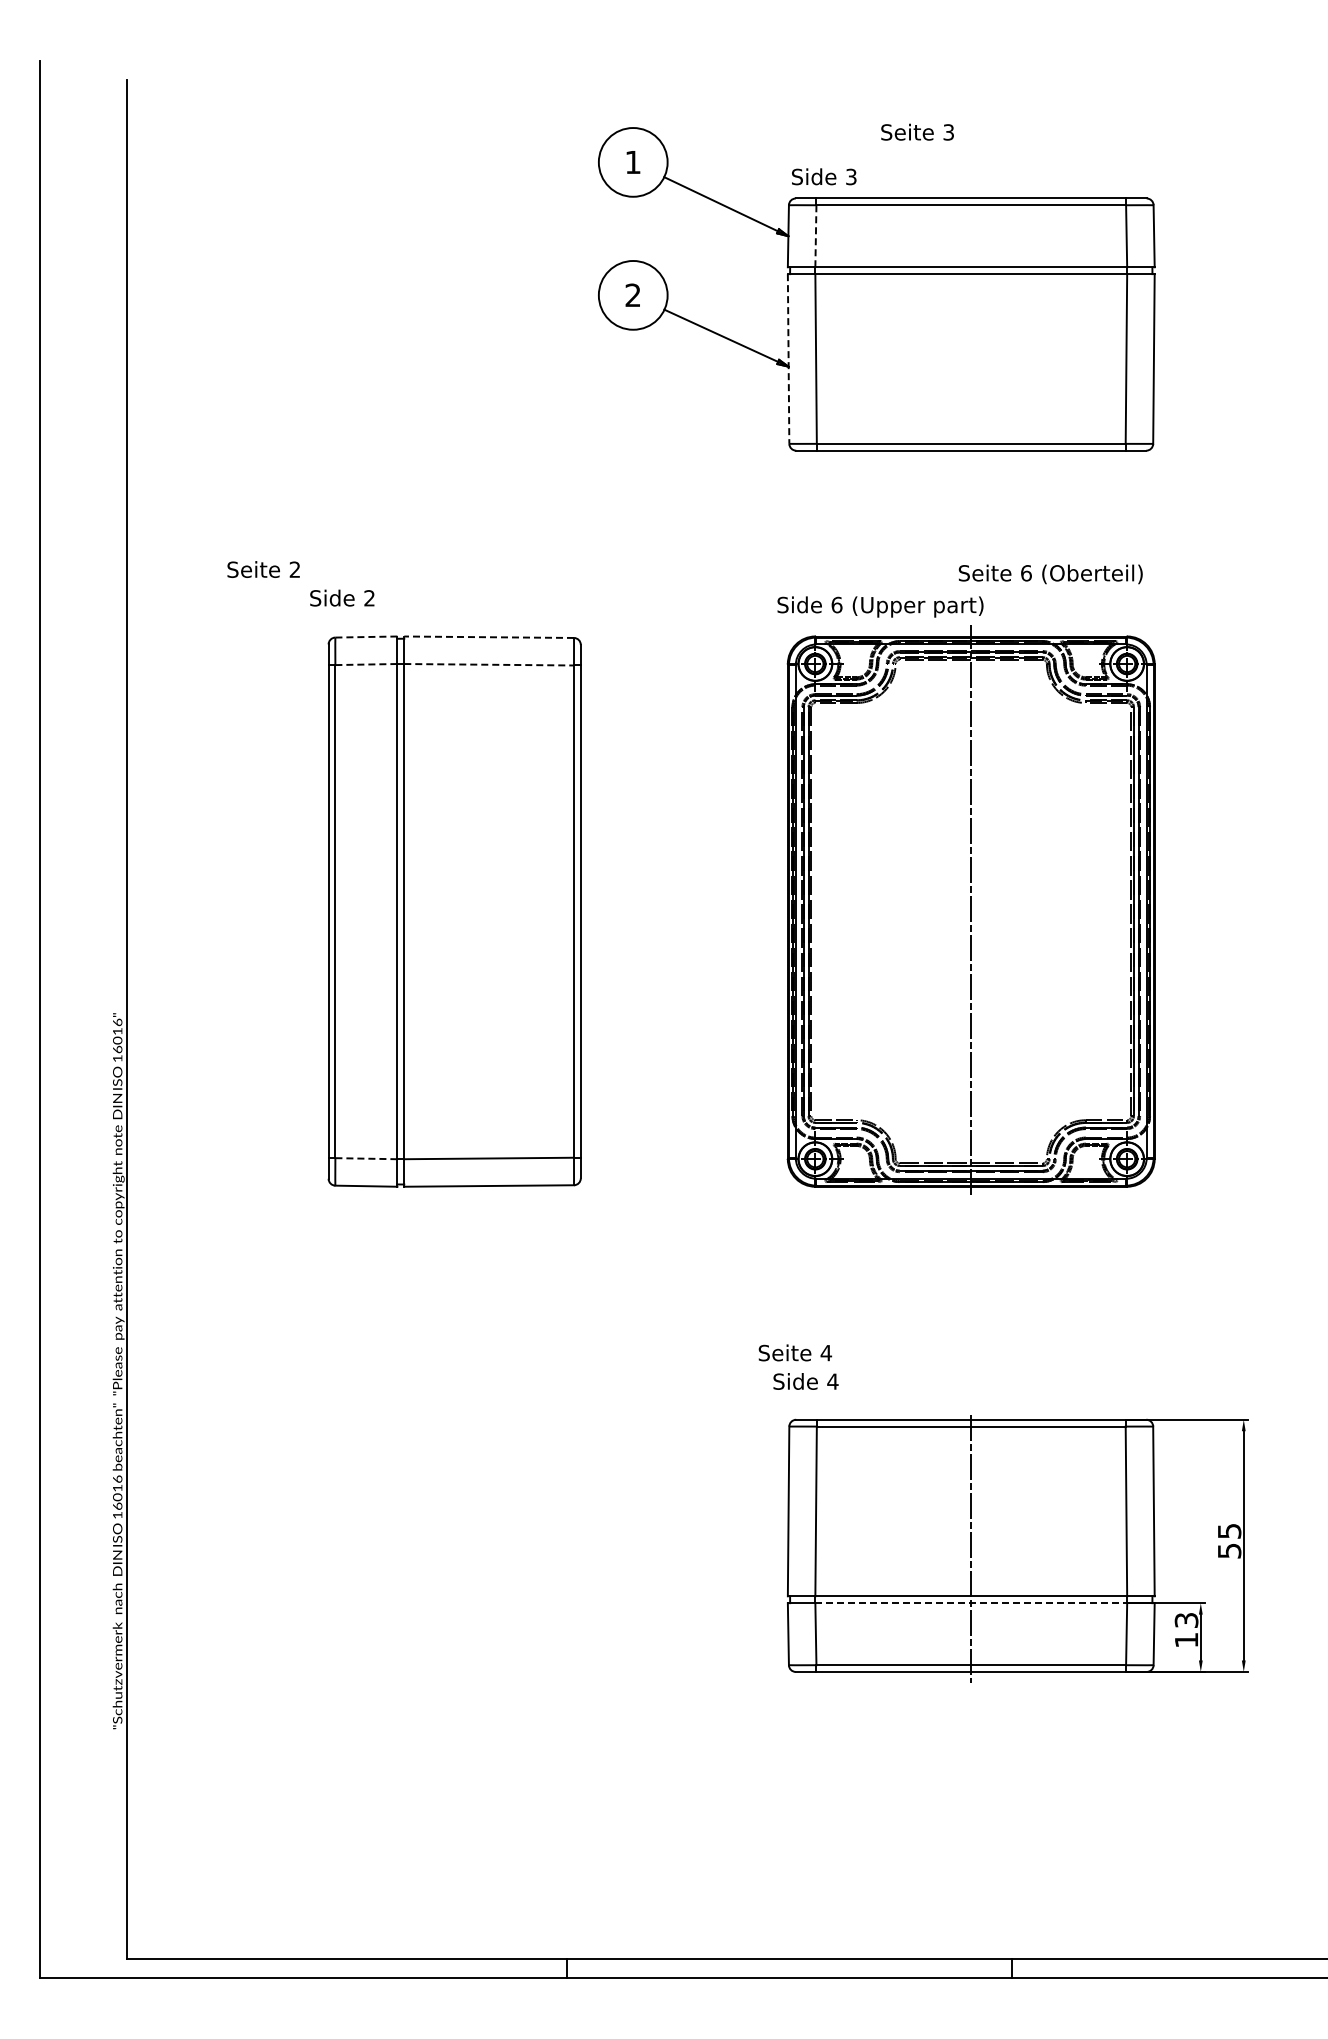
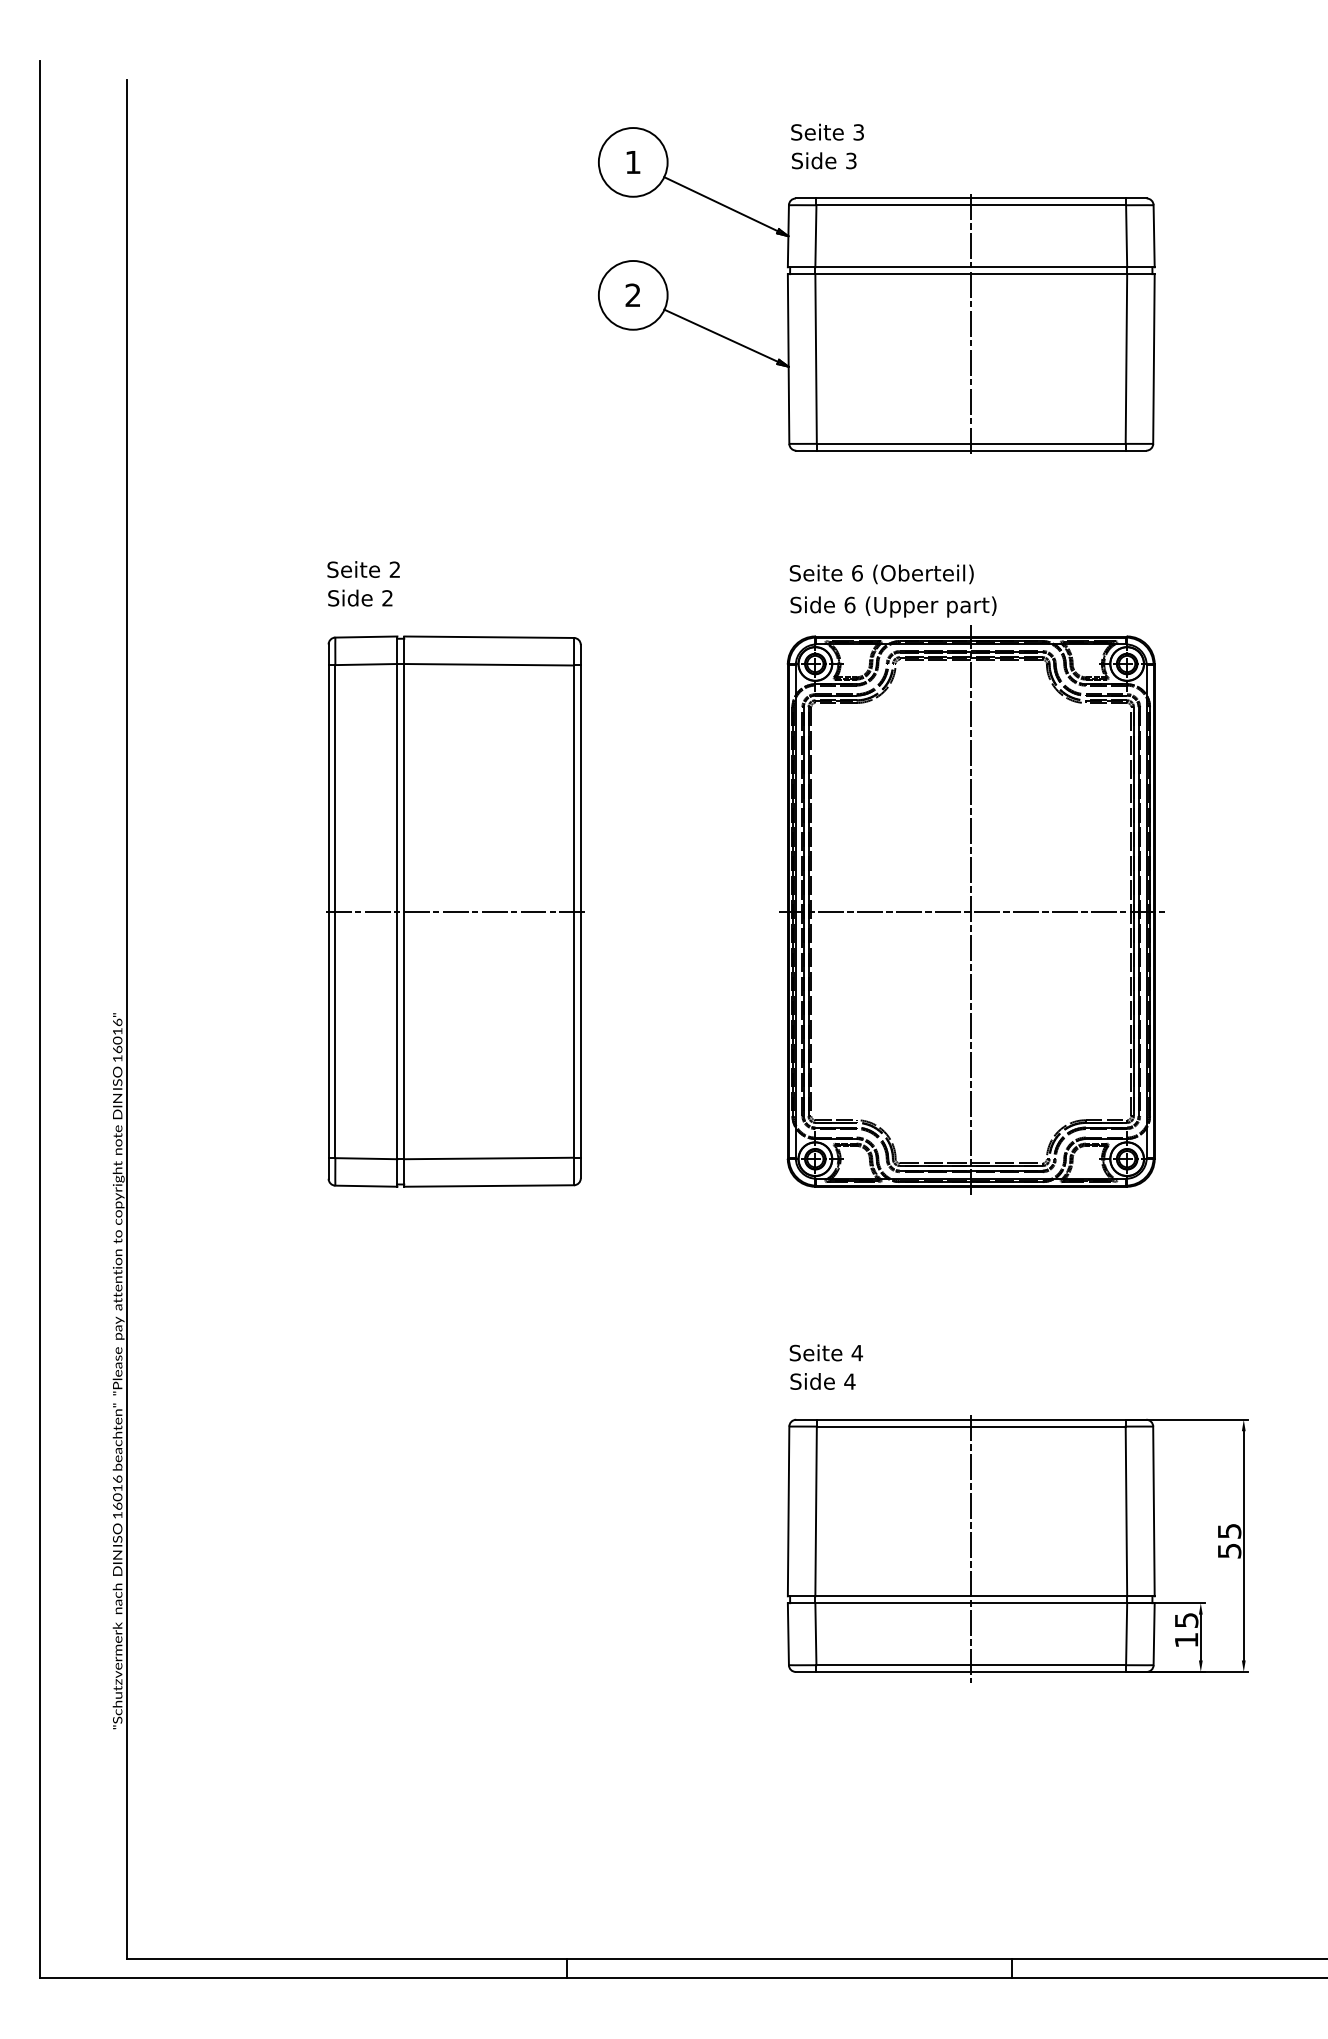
text position: (917, 131) -> (827, 131) (827, 131)
text position: (824, 176) -> (824, 160) (824, 160)
line: dashed -> solid (815, 235)
line: none -> present (971, 324)
line: dashed -> solid (788, 359)
text position: (263, 569) -> (363, 569) (363, 569)
text position: (1050, 574) -> (881, 574) (881, 574)
text position: (342, 597) -> (360, 597) (360, 597)
text position: (880, 606) -> (893, 606) (893, 606)
line: dashed -> solid (365, 637)
line: dashed -> solid (489, 637)
line: dashed -> solid (366, 664)
line: dashed -> solid (489, 664)
line: none -> present (454, 911)
line: none -> present (972, 911)
line: dashed -> solid (365, 1158)
text position: (795, 1352) -> (826, 1352) (826, 1352)
text position: (805, 1381) -> (822, 1381) (822, 1381)
line: dashed -> solid (971, 1603)
text: 13 -> 15 (1185, 1620)
